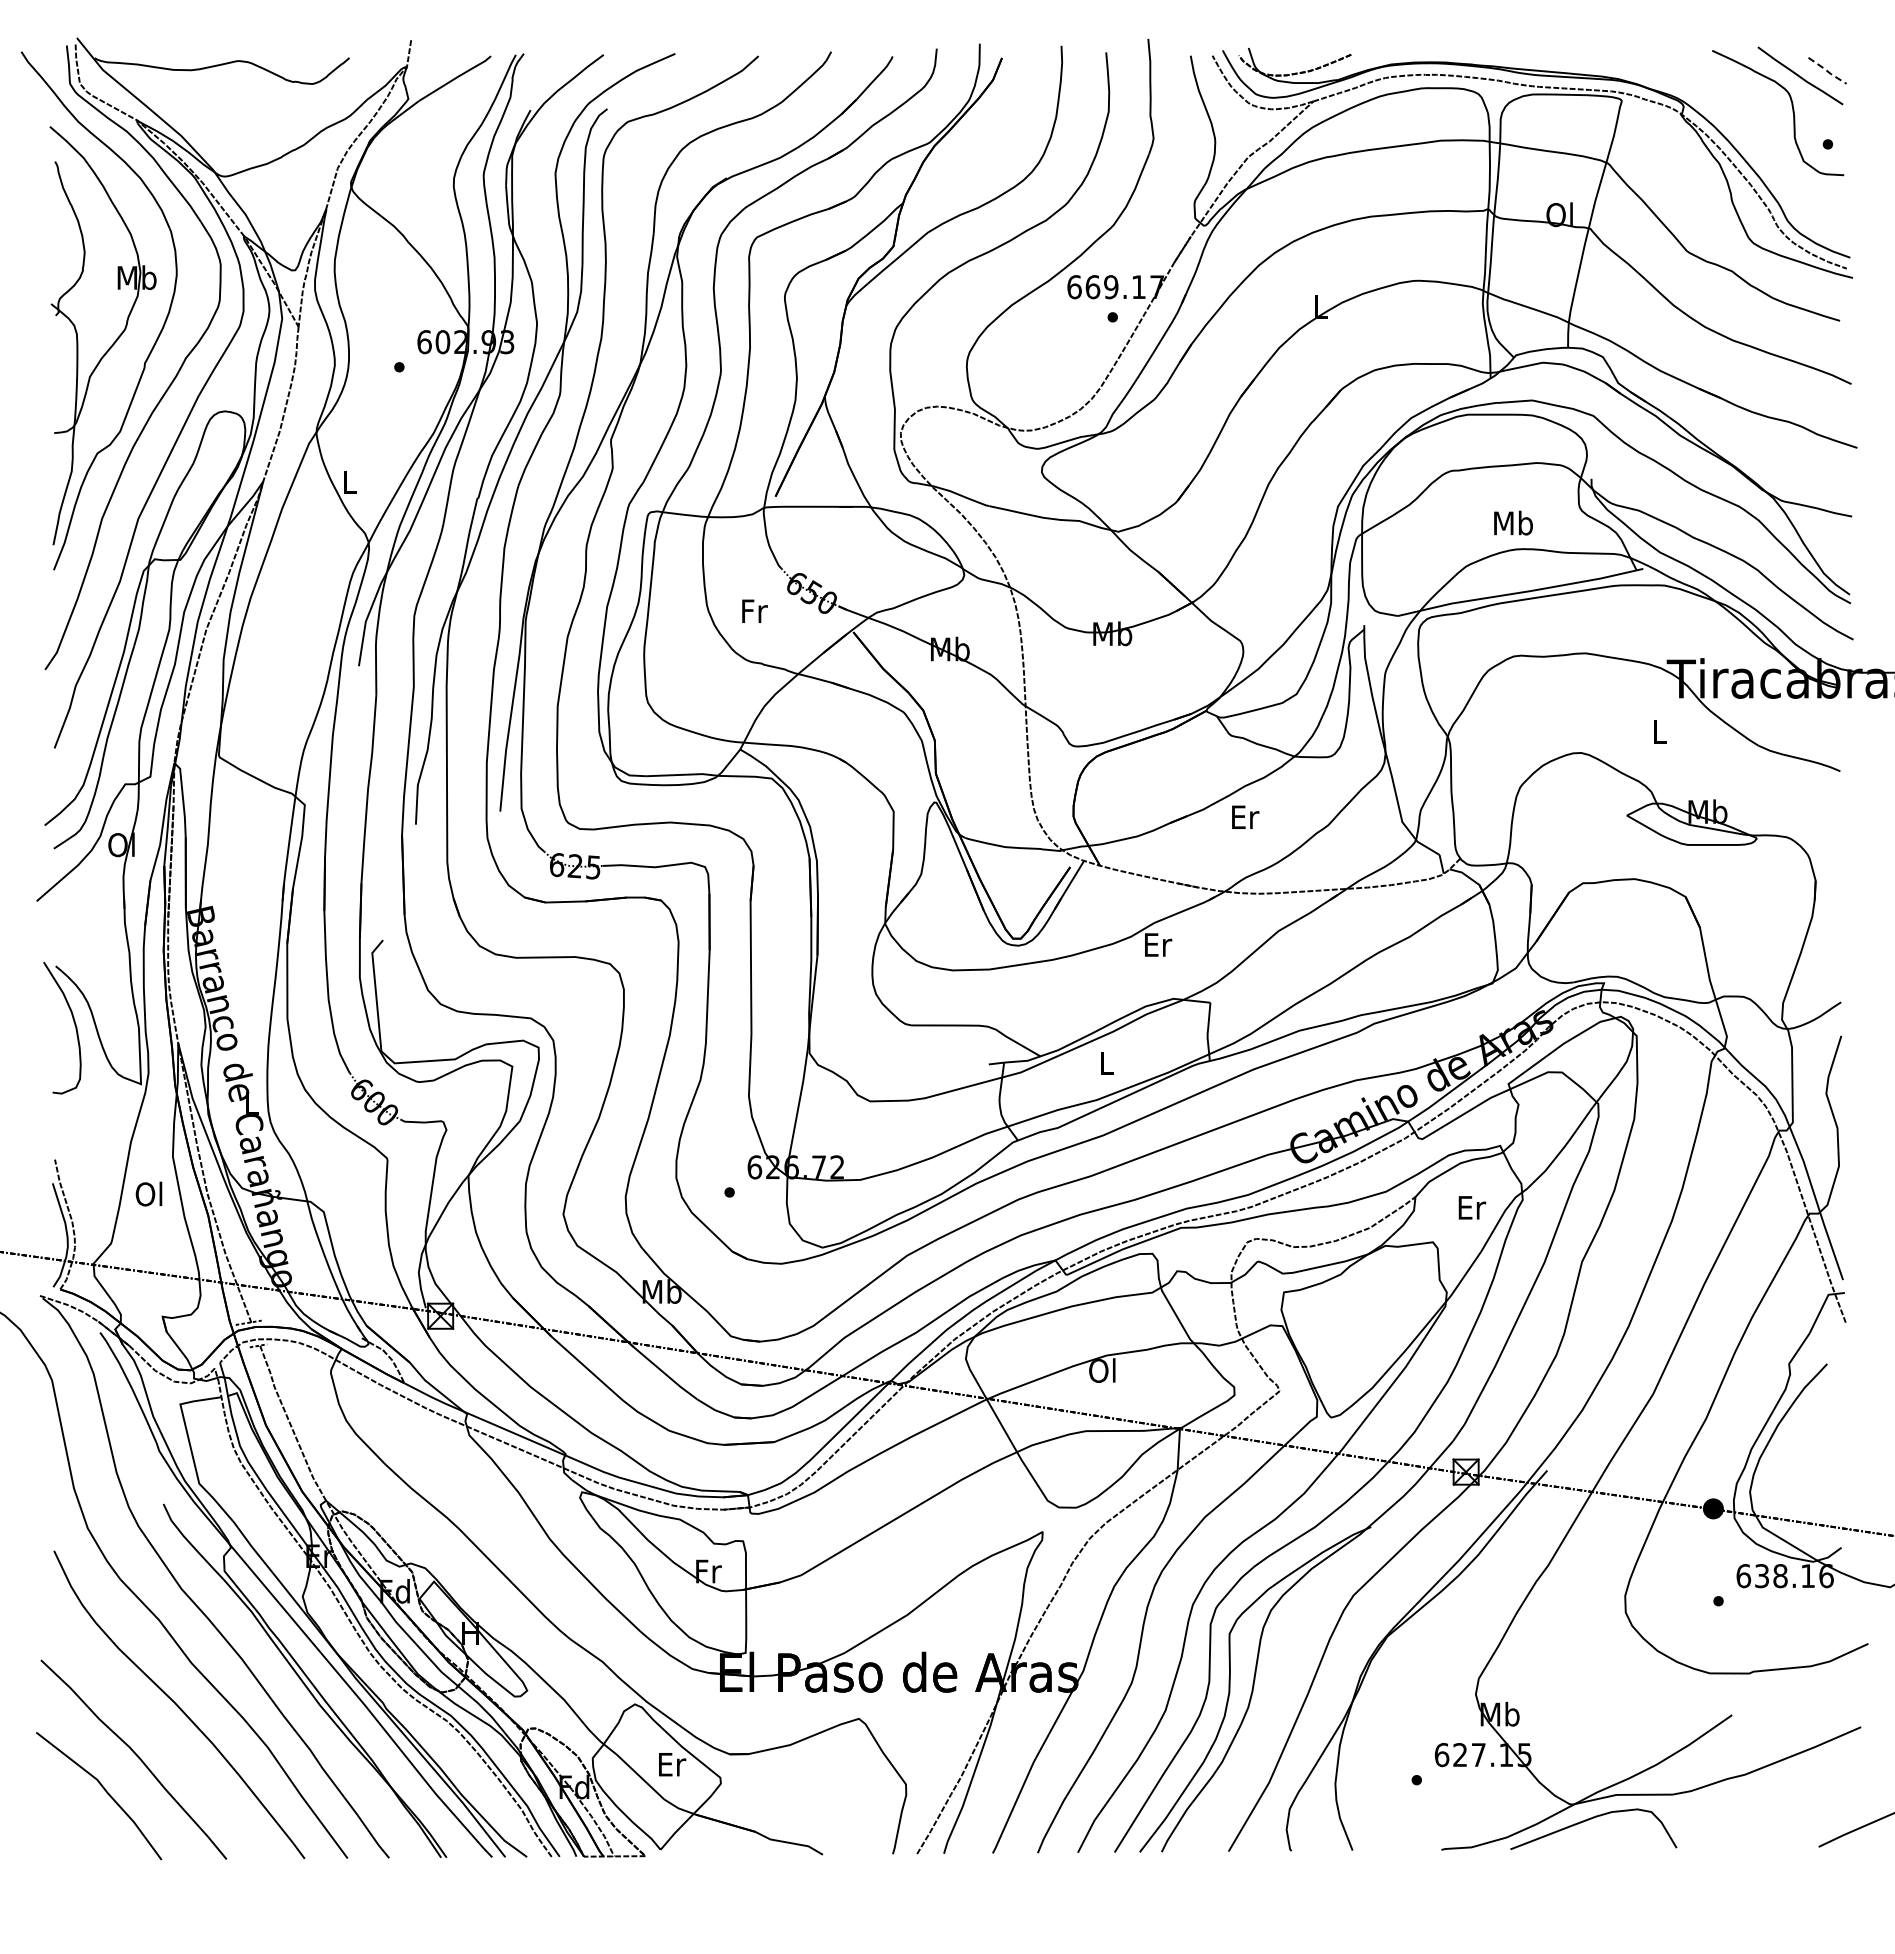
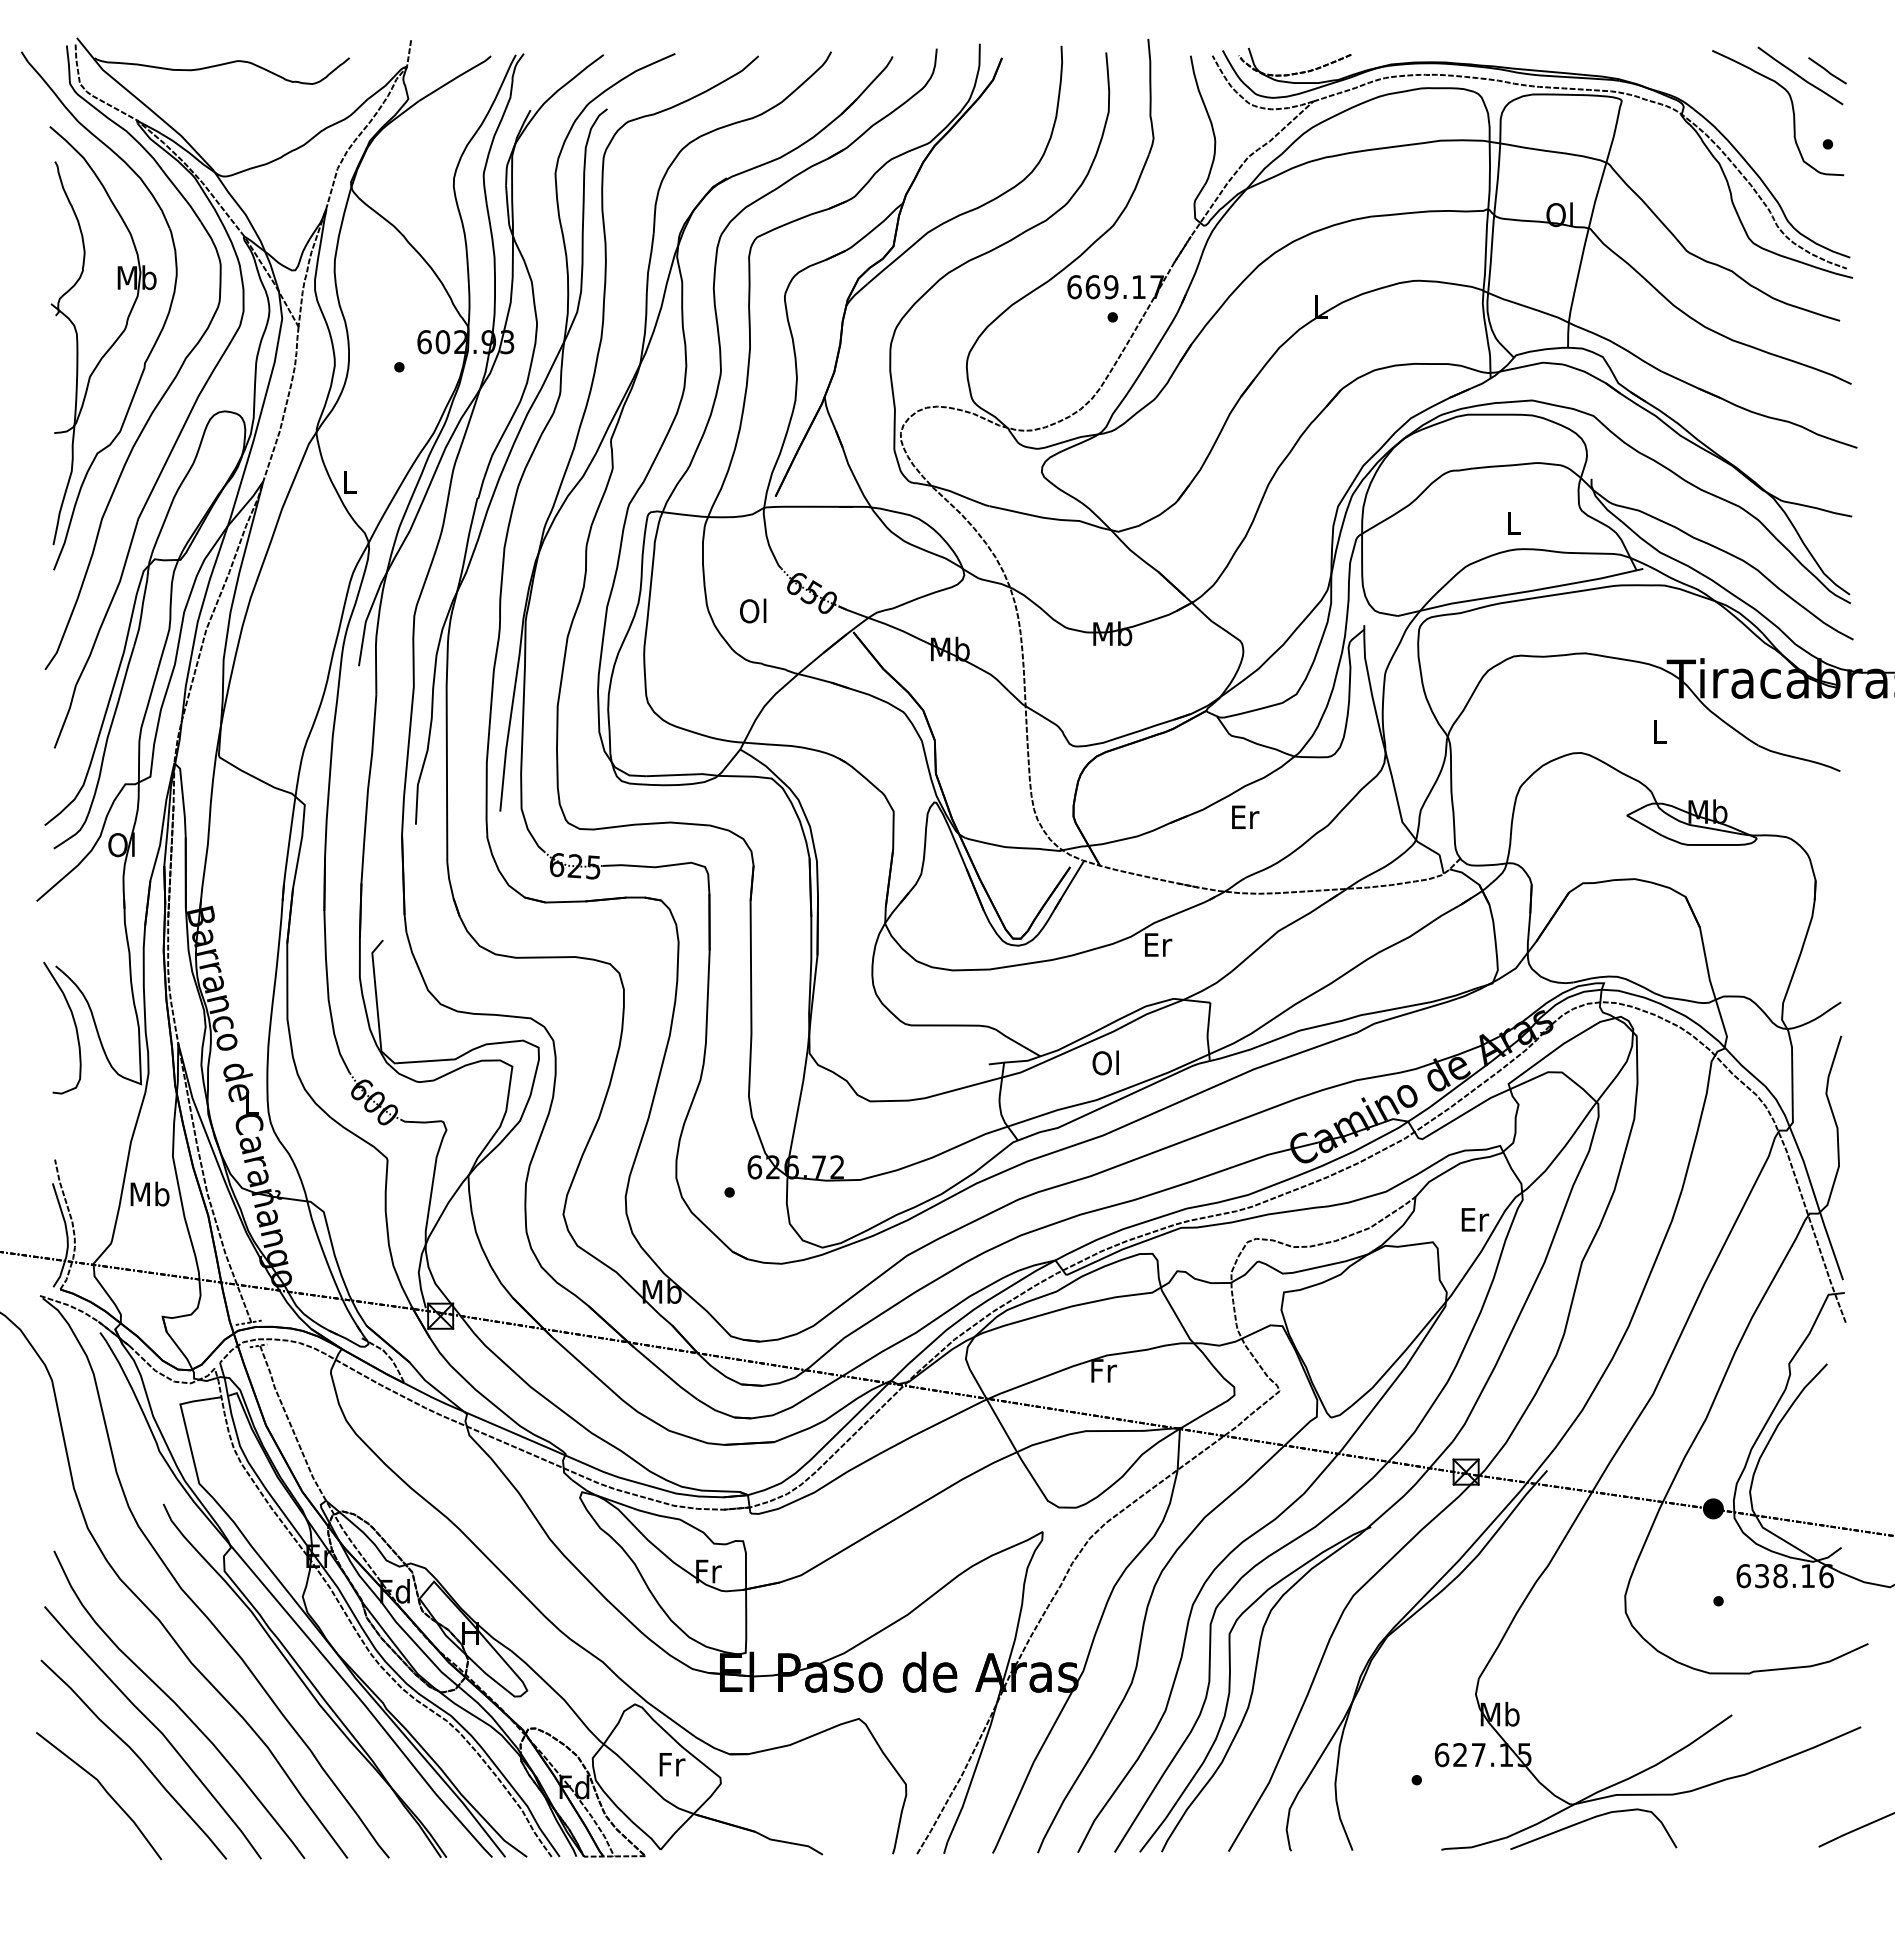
line: dashed -> solid (1827, 71)
text: Mb -> L (1513, 522)
text: Fr -> Ol (753, 610)
text: L -> Ol (1105, 1062)
text: Ol -> Mb (149, 1193)
text position: (1472, 1207) -> (1475, 1219) (1475, 1219)
text: Ol -> Fr (1103, 1370)
curve: none -> present (155, 1728)
text: Er -> Fr (672, 1764)
